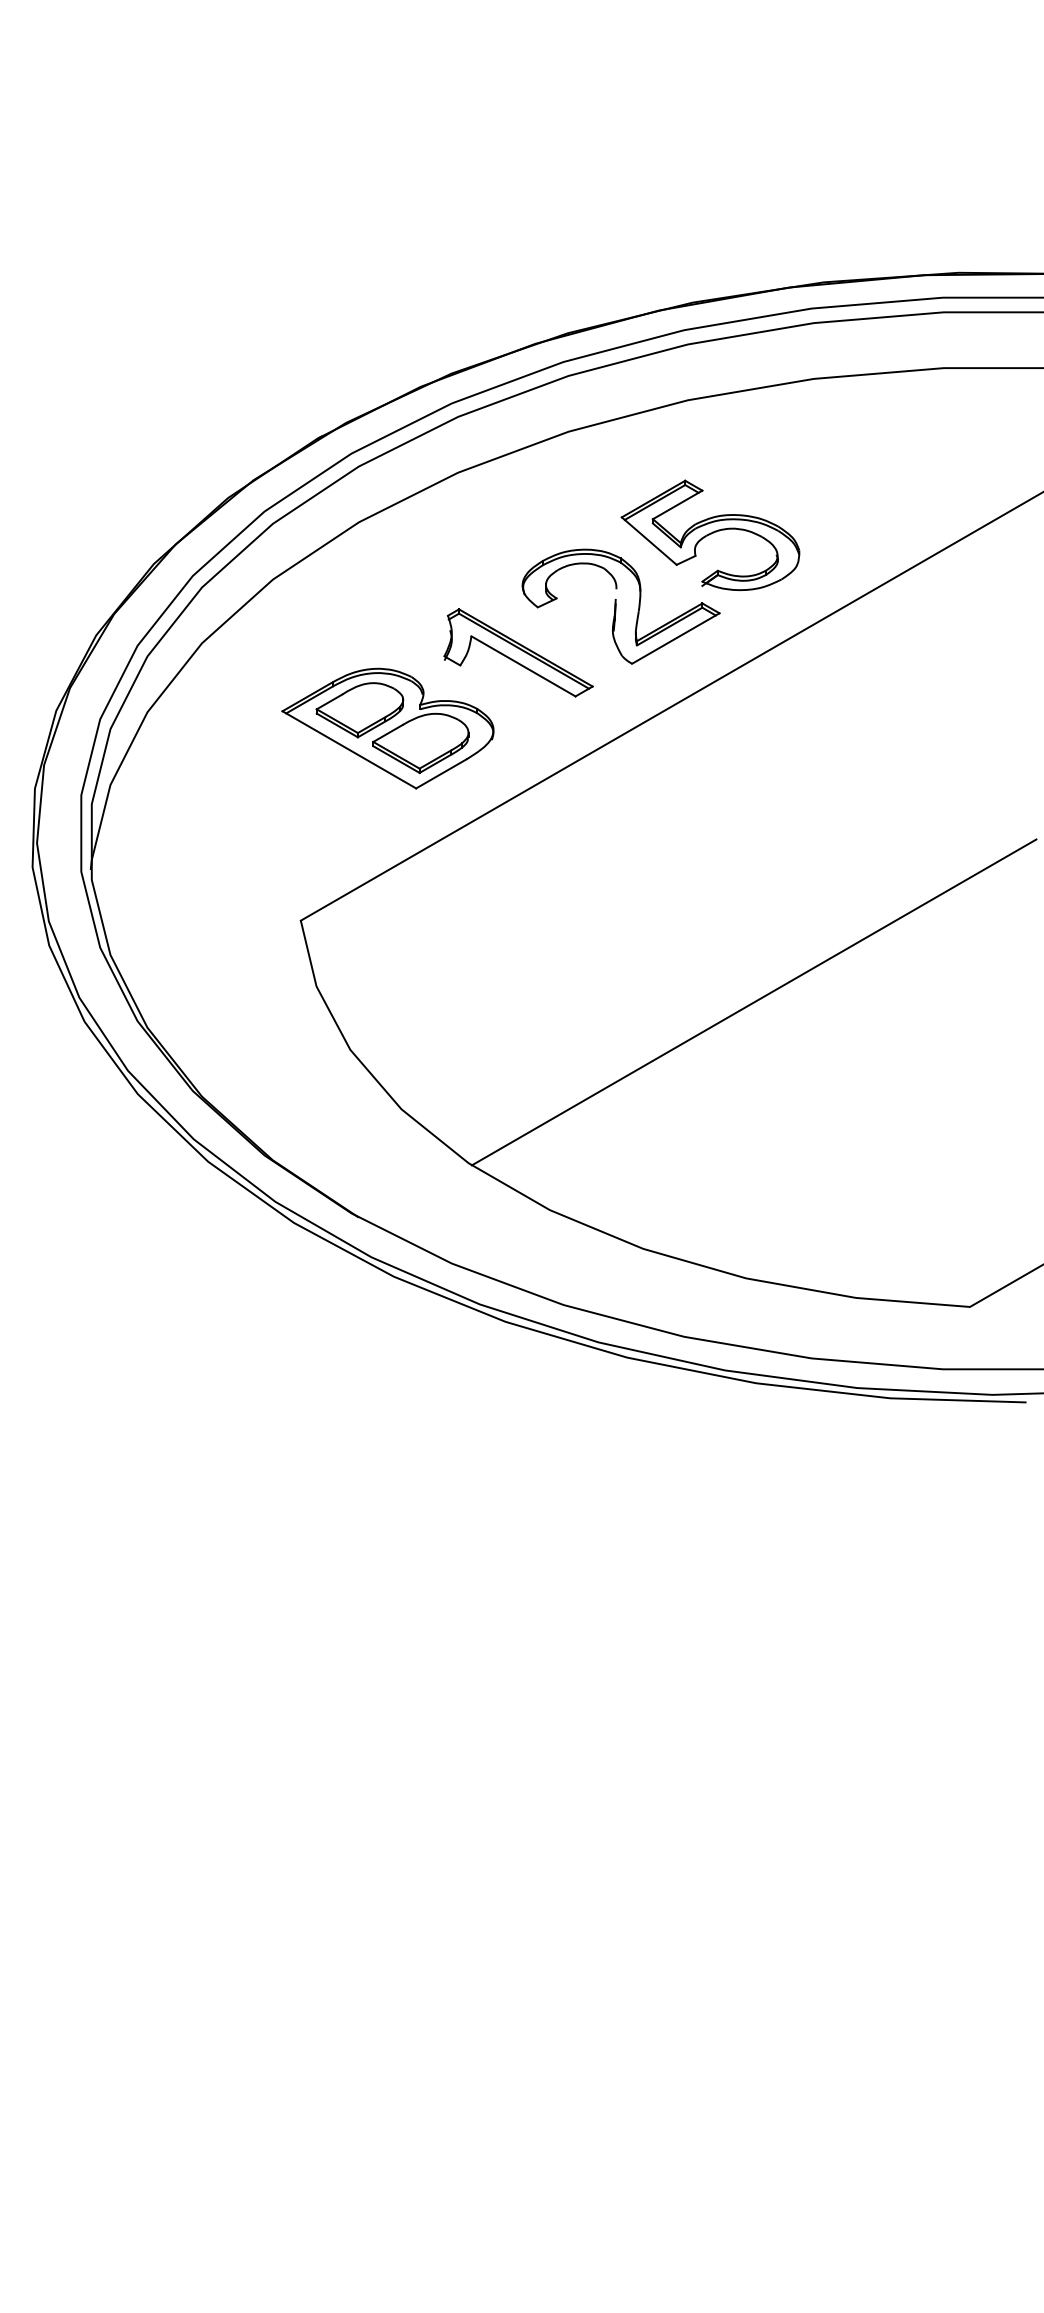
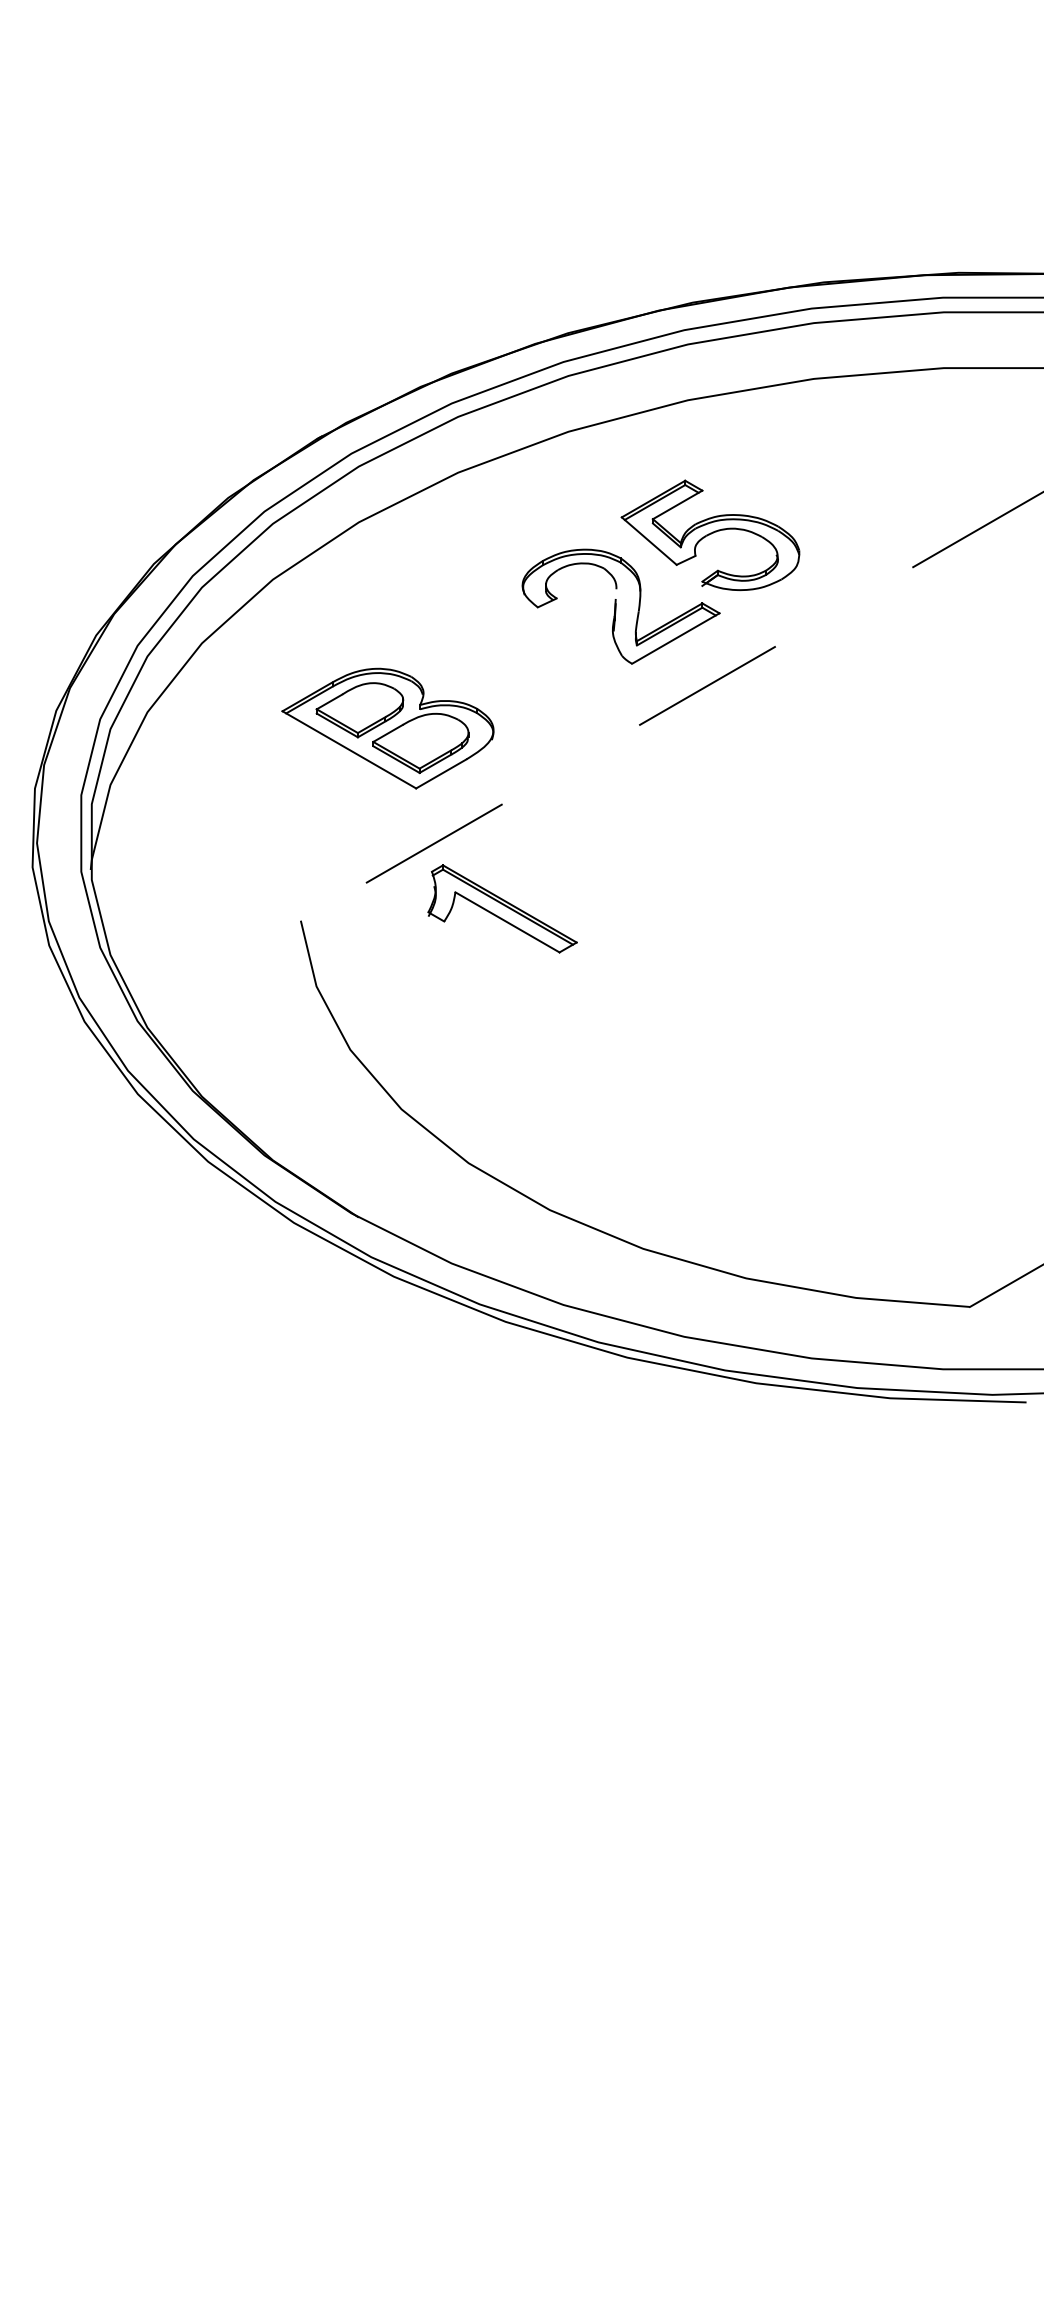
part position: (518, 652) -> (502, 908) (502, 908)
line: solid -> dashed (672, 706)
line: present -> none (753, 1002)
